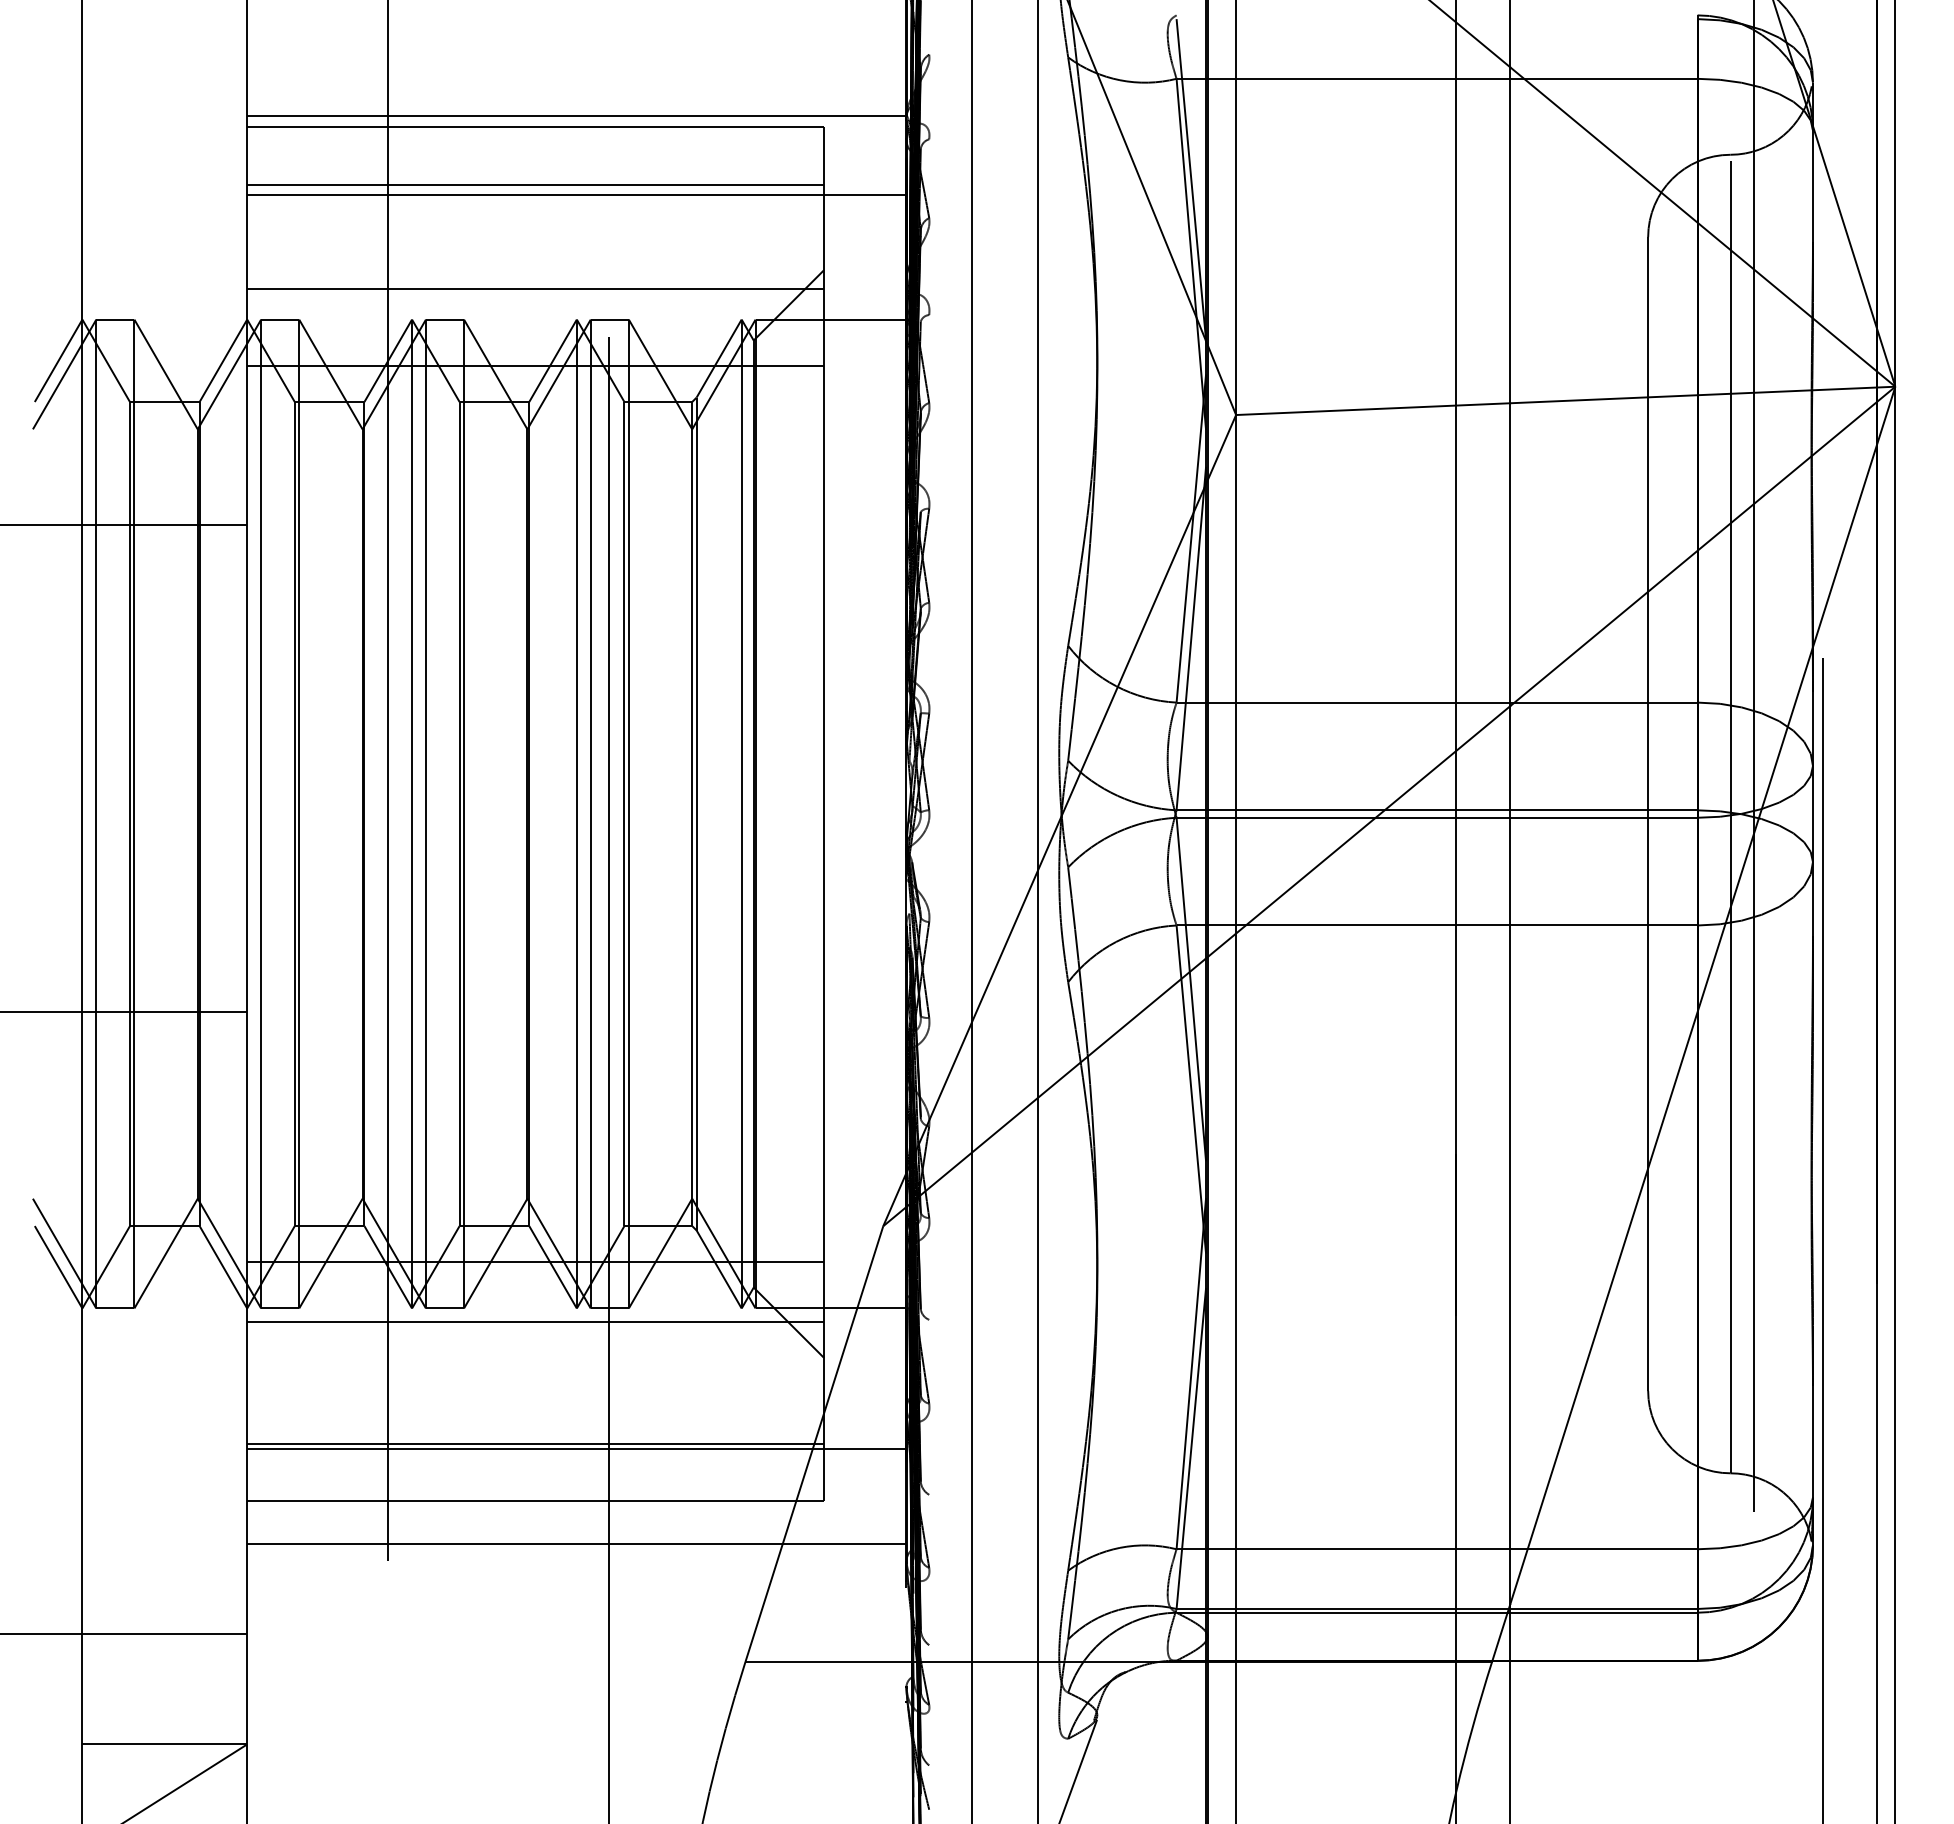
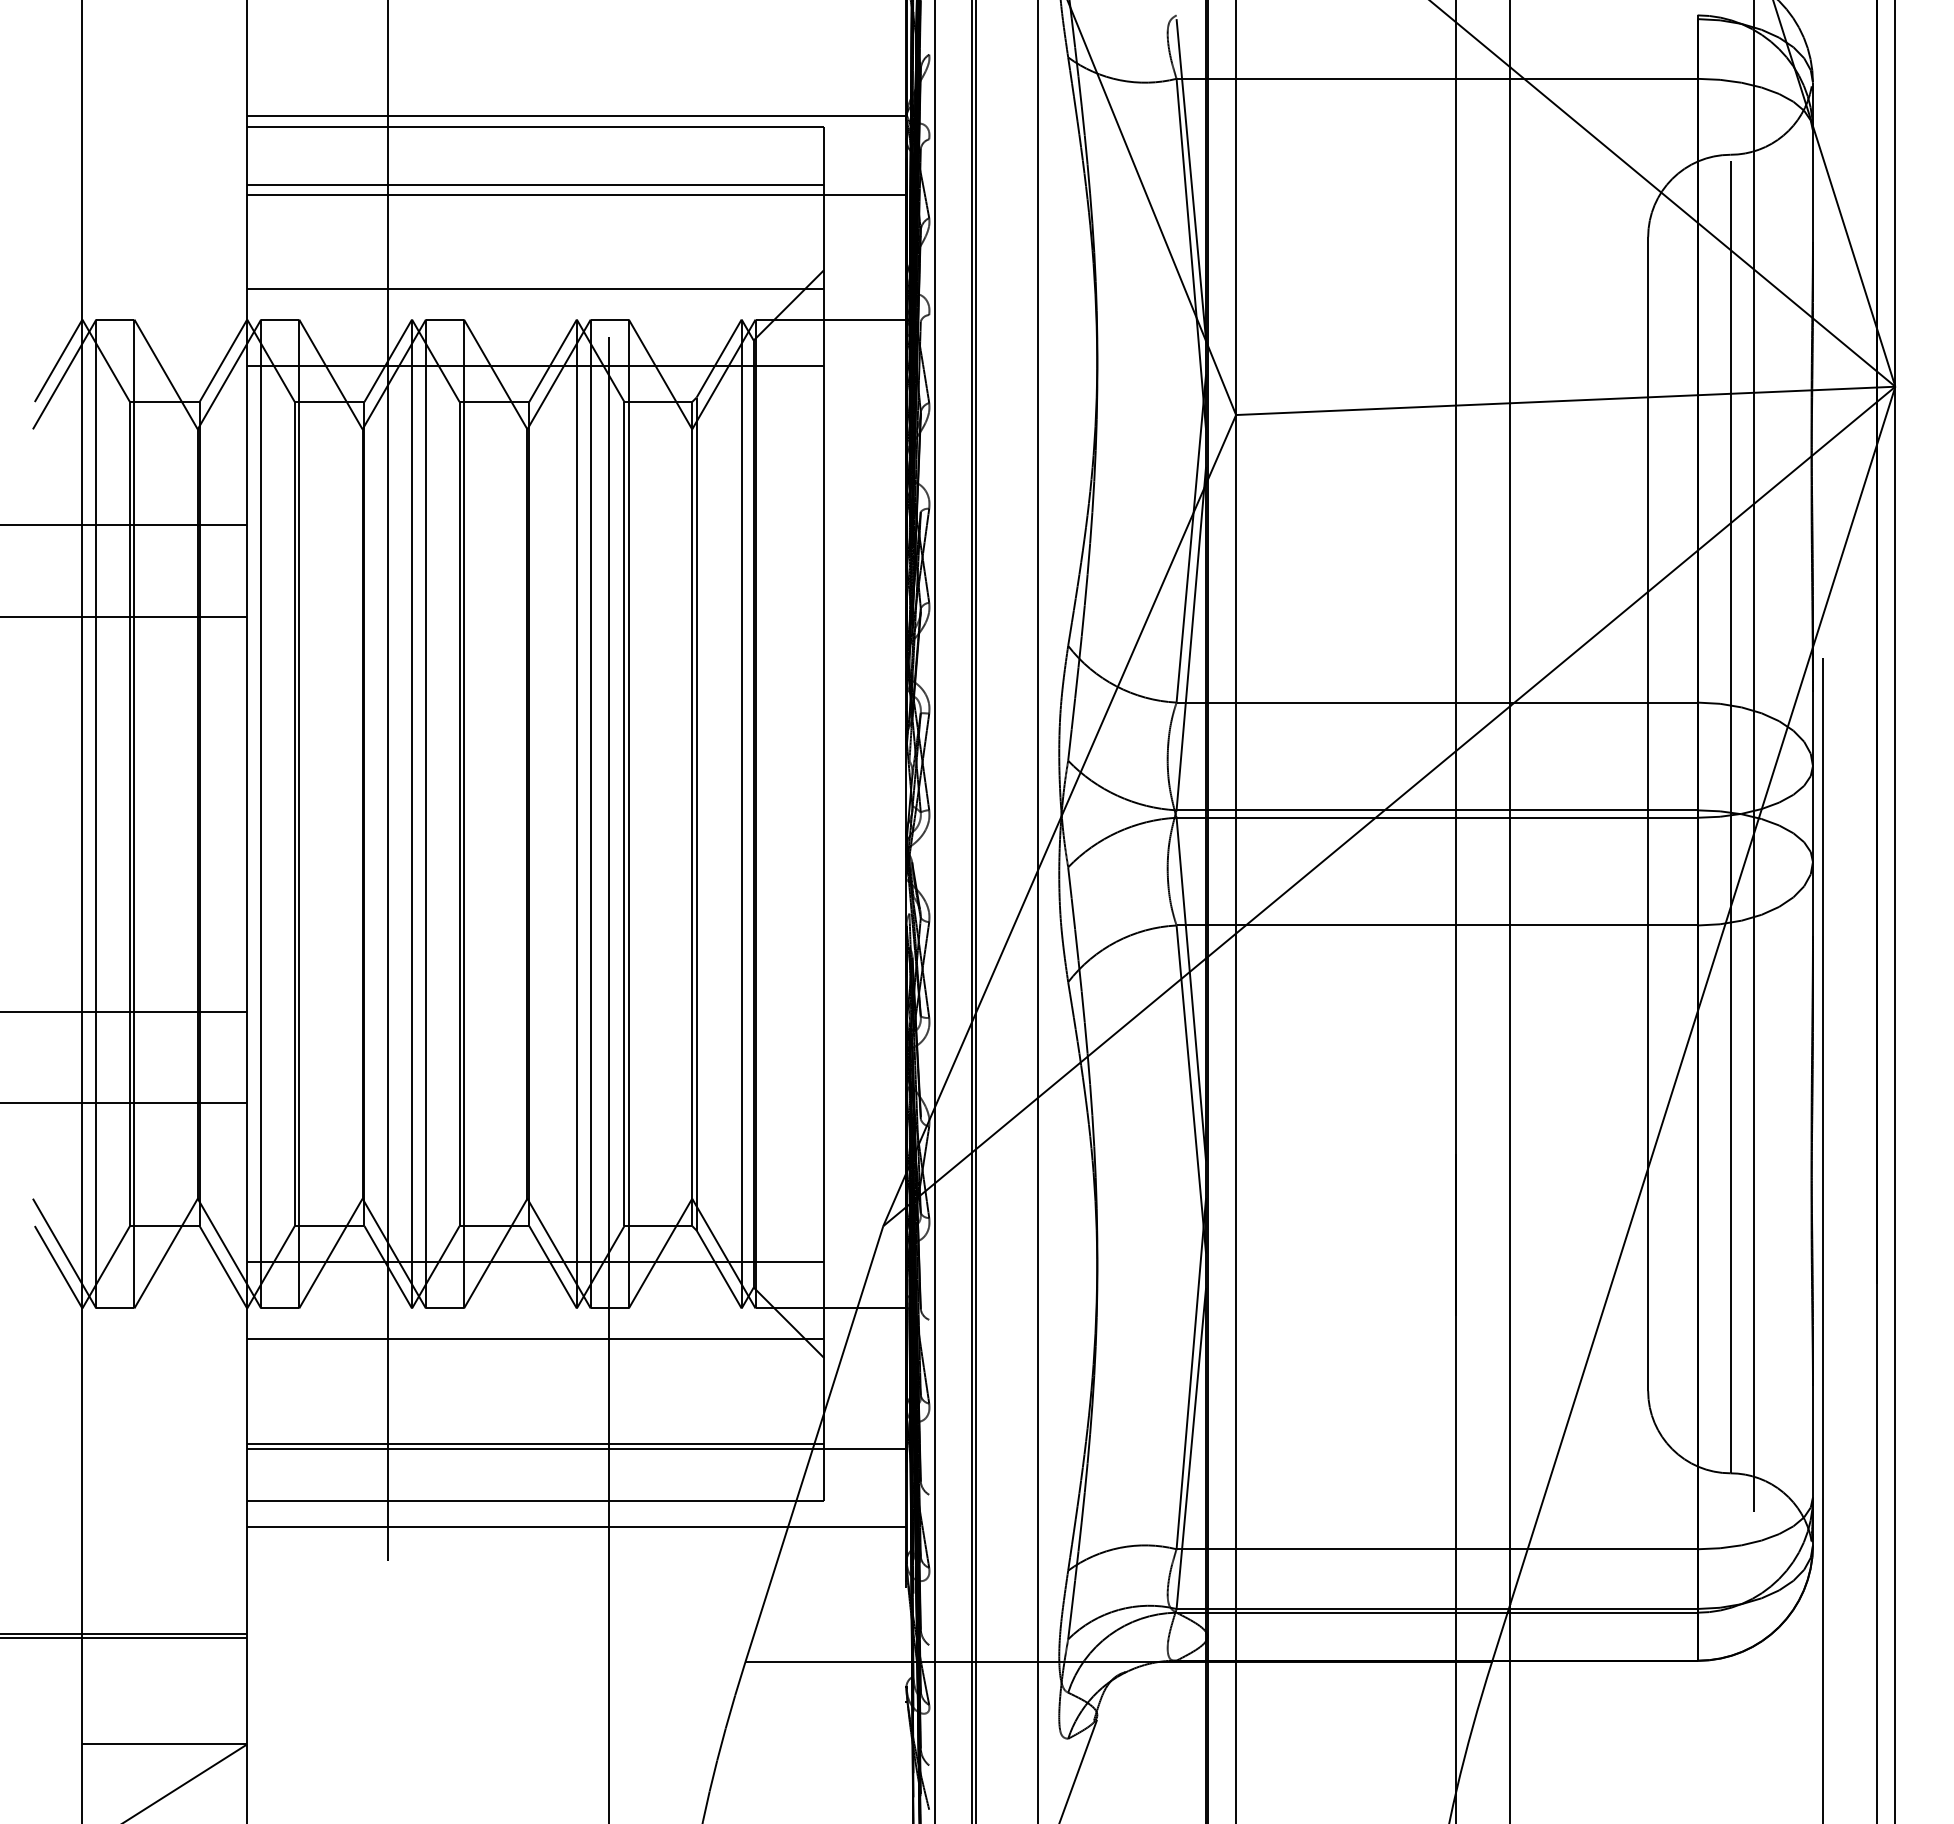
line: none -> present (124, 616)
line: none -> present (934, 911)
line: none -> present (975, 911)
line: none -> present (124, 1103)
line position: (535, 1322) -> (535, 1339) (535, 1339)
line position: (576, 1544) -> (576, 1527) (576, 1527)
line: none -> present (124, 1638)
